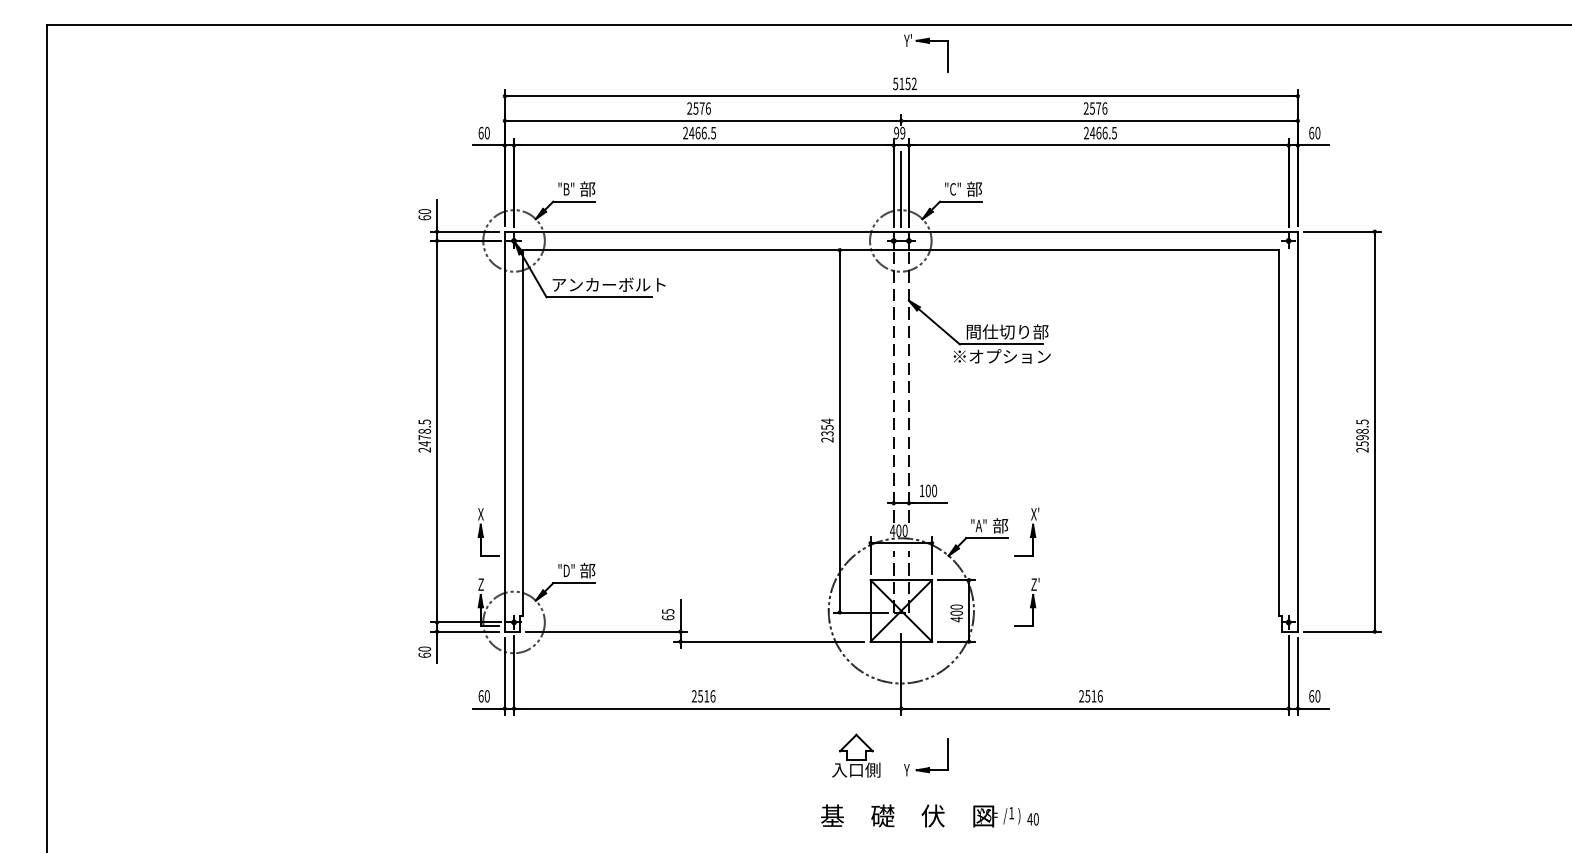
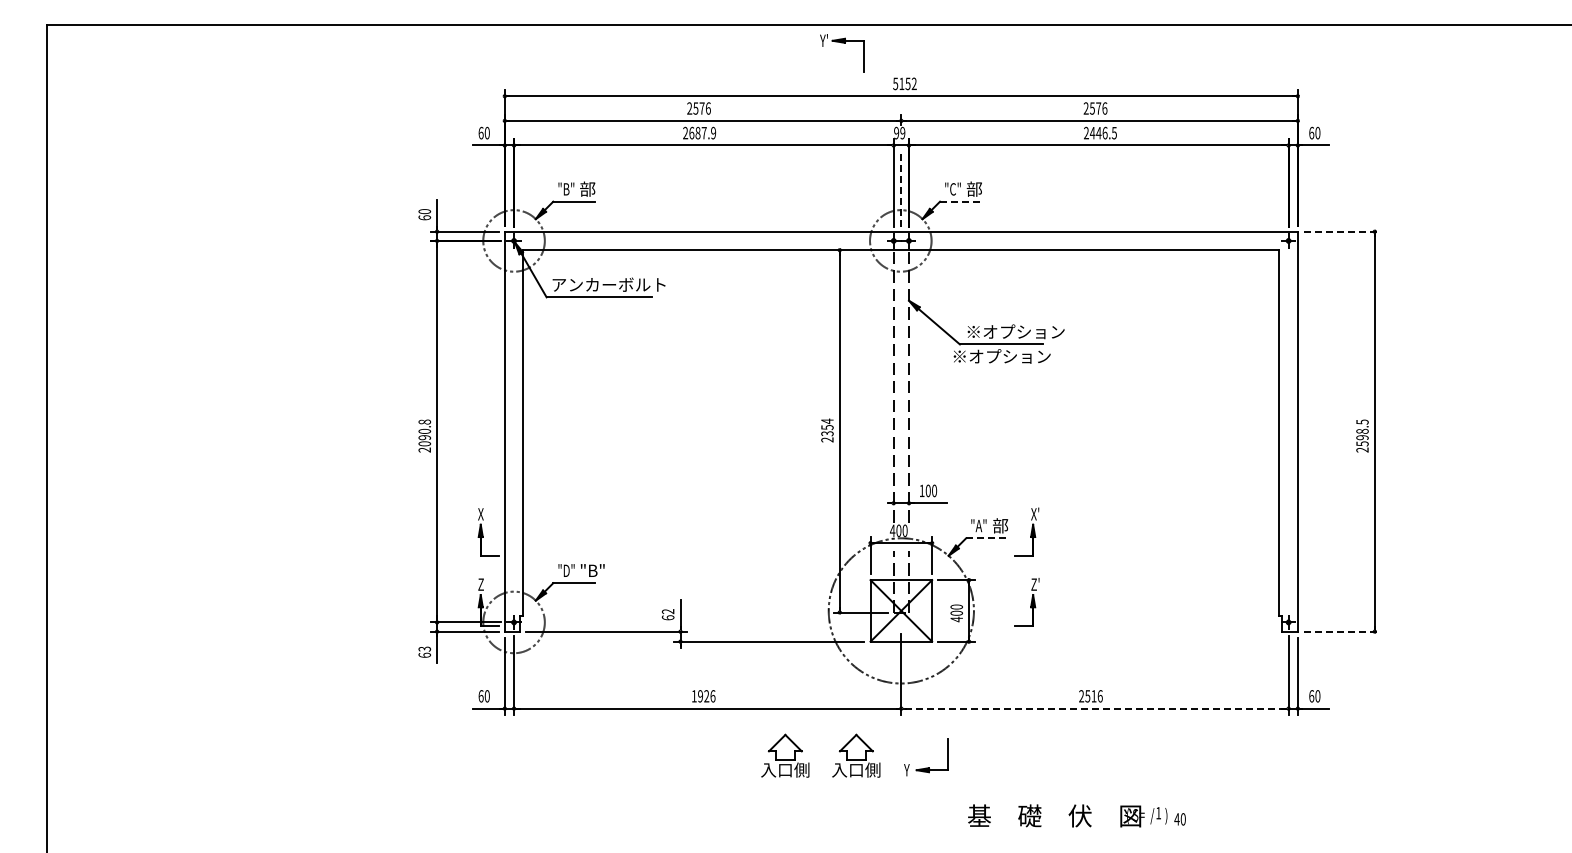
part position: (926, 43) -> (842, 43) (842, 43)
text: 2466.5 -> 2687.9 (702, 132)
text: 2466.5 -> 2446.5 (1098, 132)
line: solid -> dashed (901, 189)
line: solid -> dashed (960, 201)
line: solid -> dashed (1343, 231)
text: 間仕切り部 -> ※オプション (1015, 331)
text: 2478.5 -> 2090.8 (424, 432)
line: solid -> dashed (986, 538)
text: 部 -> "B" (592, 570)
text: 65 -> 62 (667, 611)
line: solid -> dashed (1343, 631)
text: 60 -> 63 (424, 648)
text: 2516 -> 1926 (700, 696)
line: solid -> dashed (1094, 708)
part: none -> present (785, 755)
text position: (929, 815) -> (1076, 815) (1076, 815)
